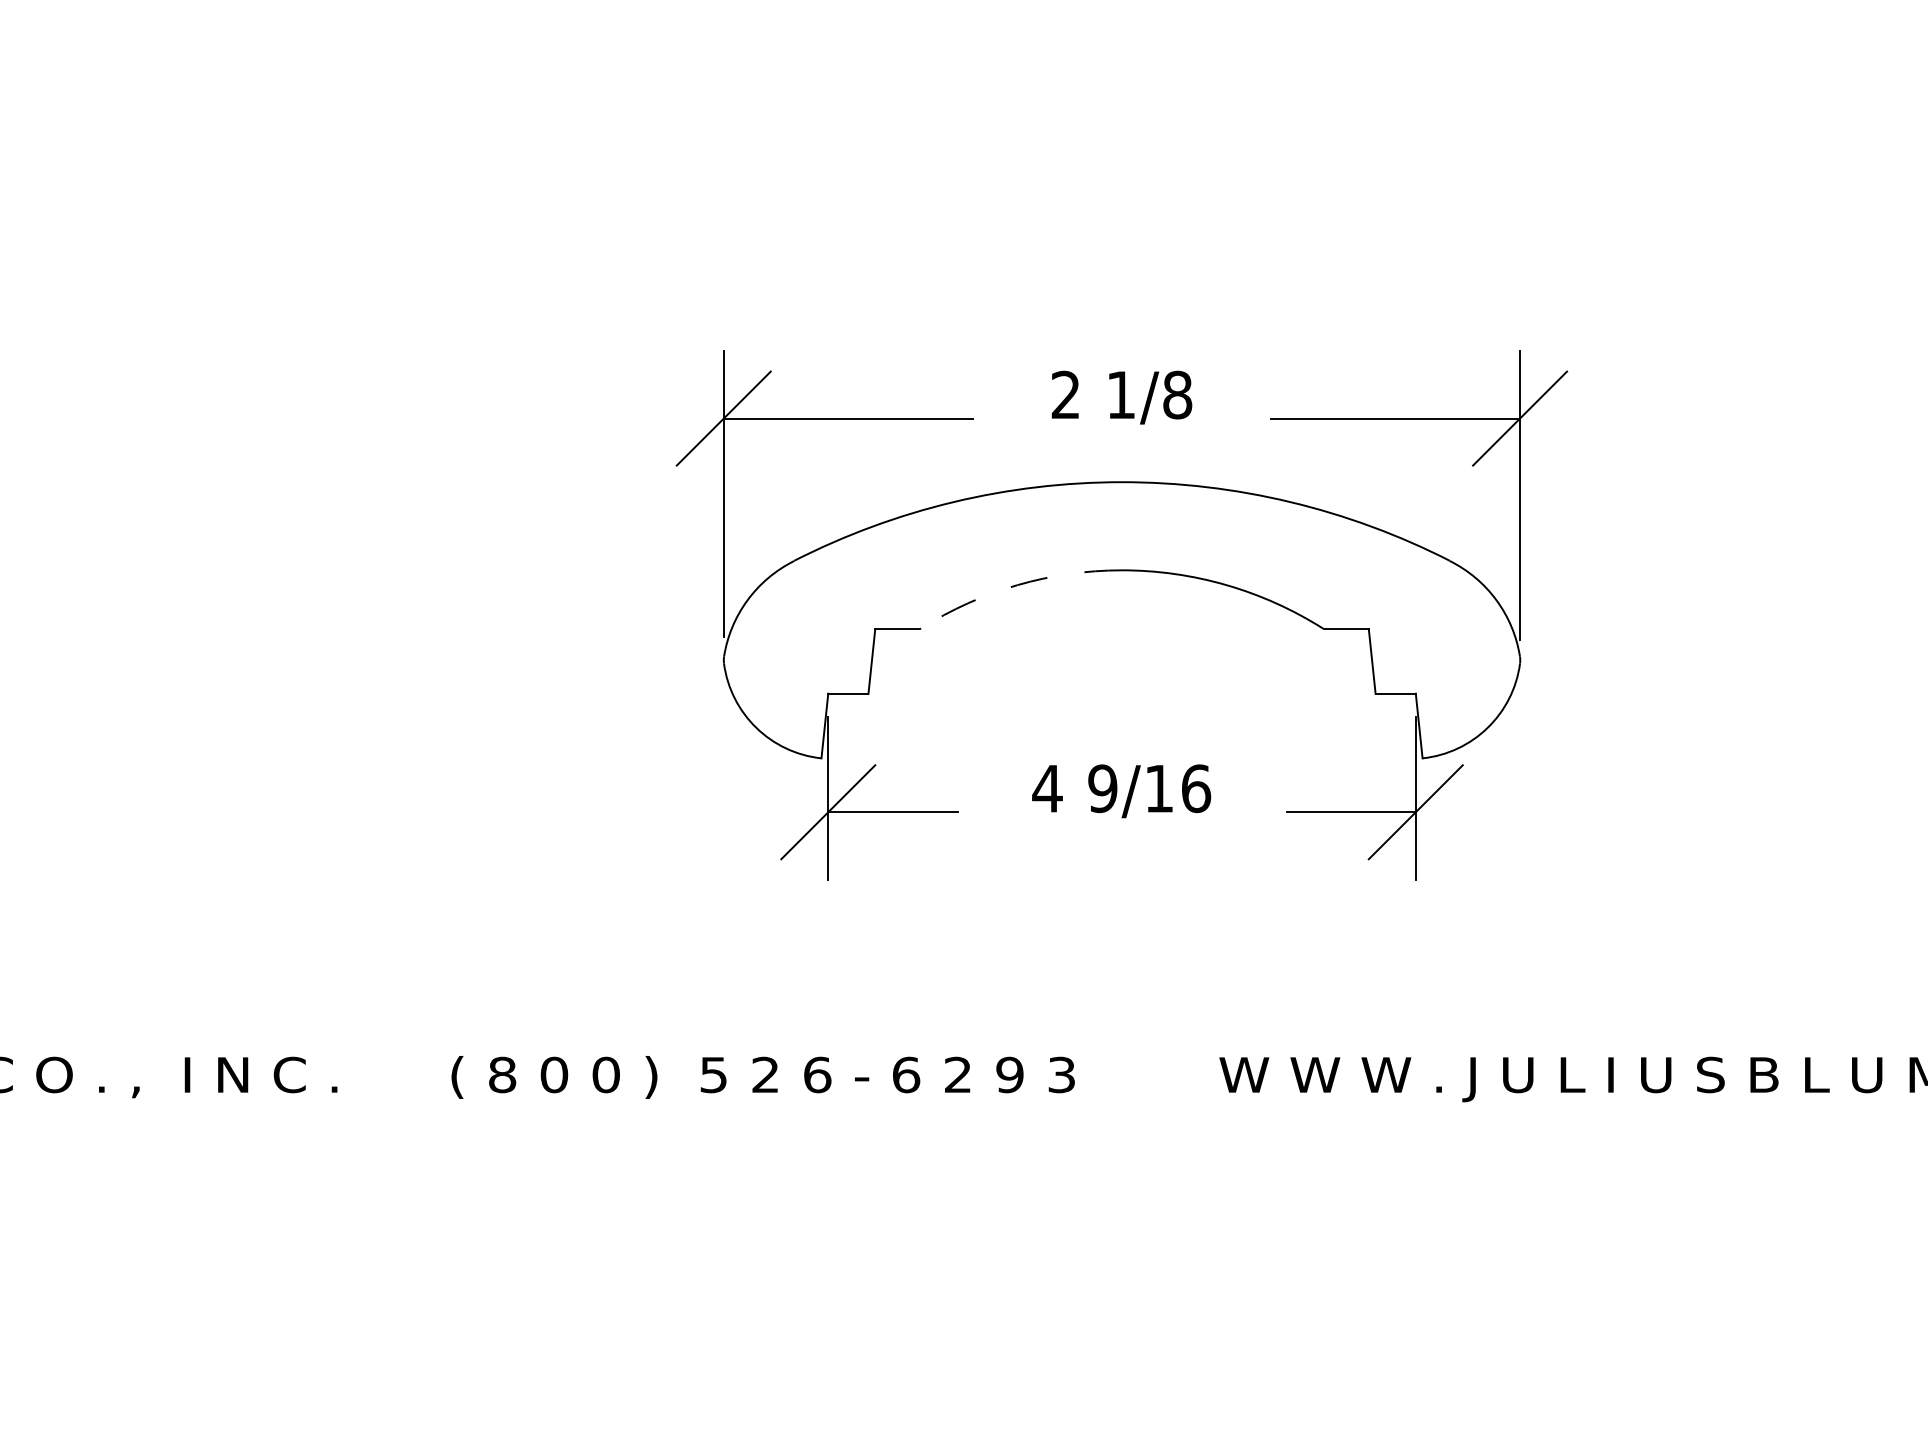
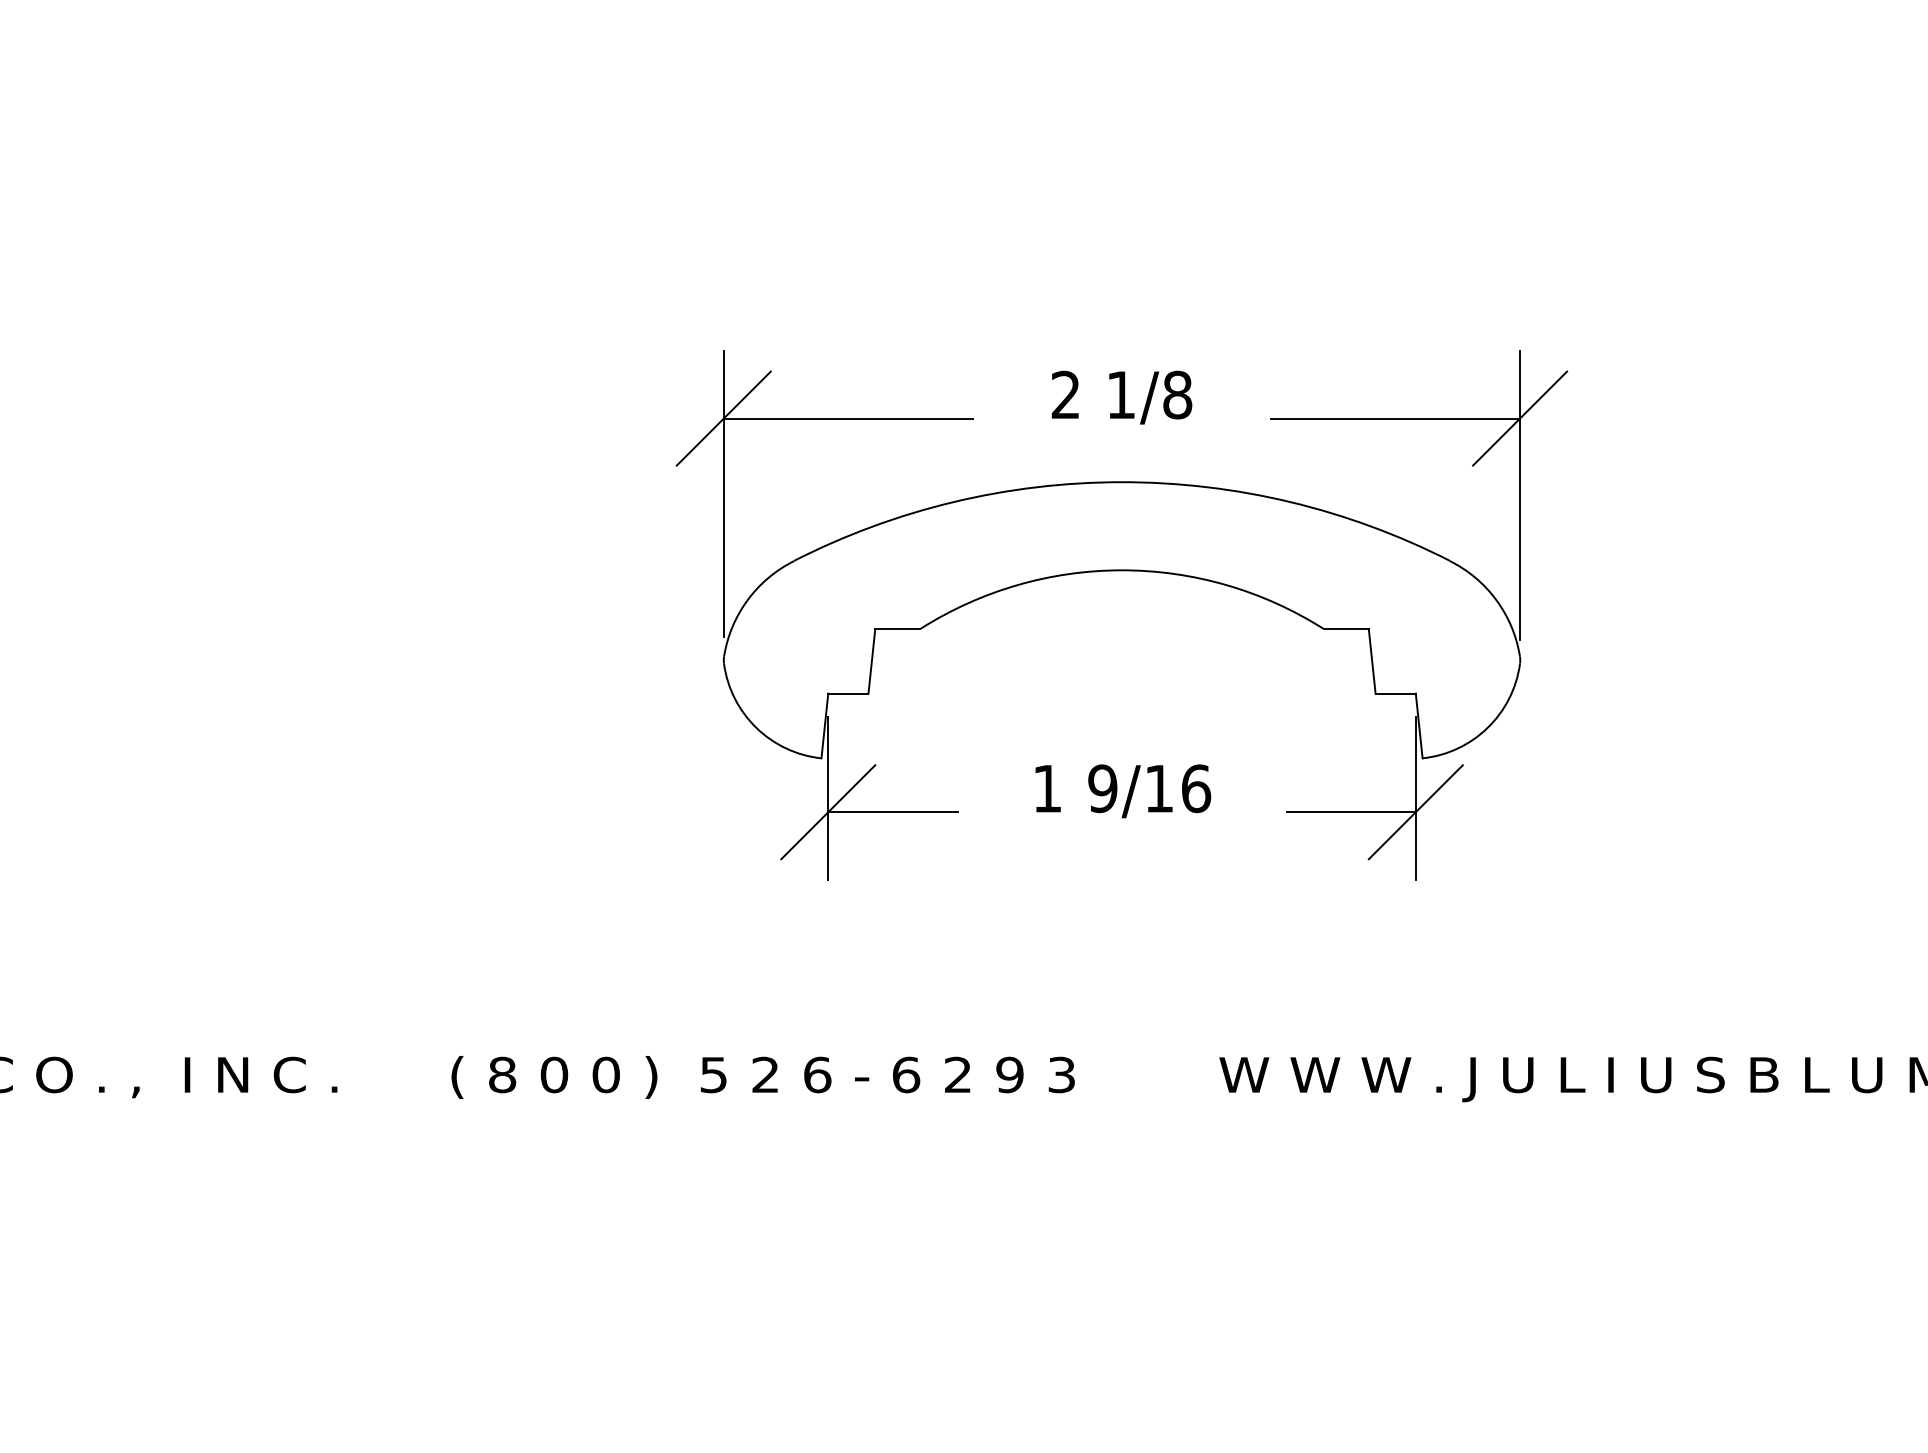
arc: dashed -> solid (1017, 585)
text: 4 -> 1 (1047, 788)
